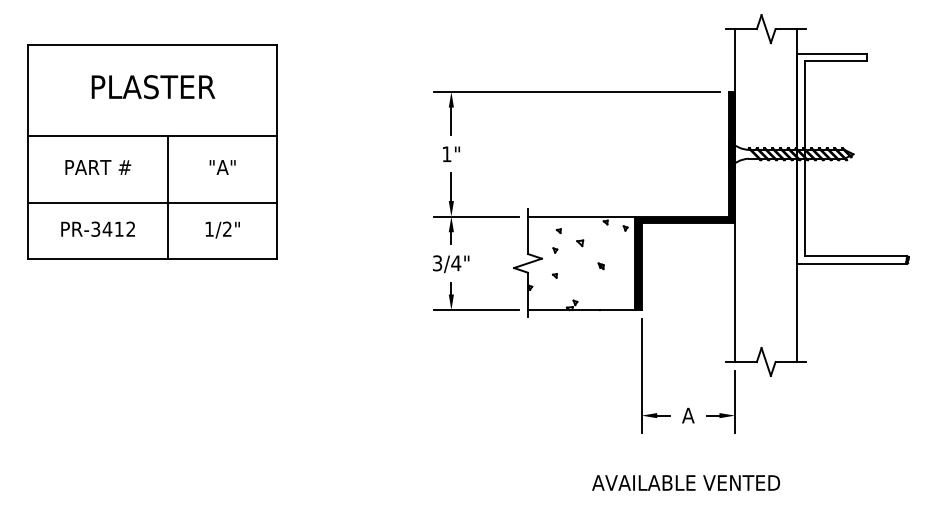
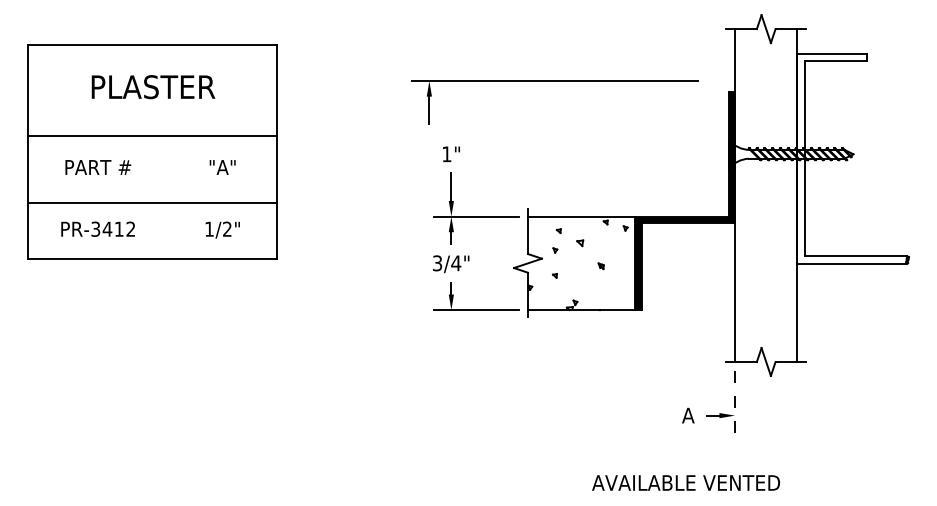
part position: (576, 92) -> (554, 81) (554, 81)
line: present -> none (168, 197)
part: present -> none (642, 375)
line: solid -> dashed (735, 402)
